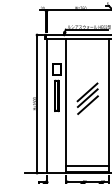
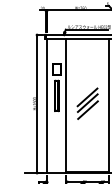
part position: (87, 98) -> (87, 103) (87, 103)
line: present -> none (87, 165)
